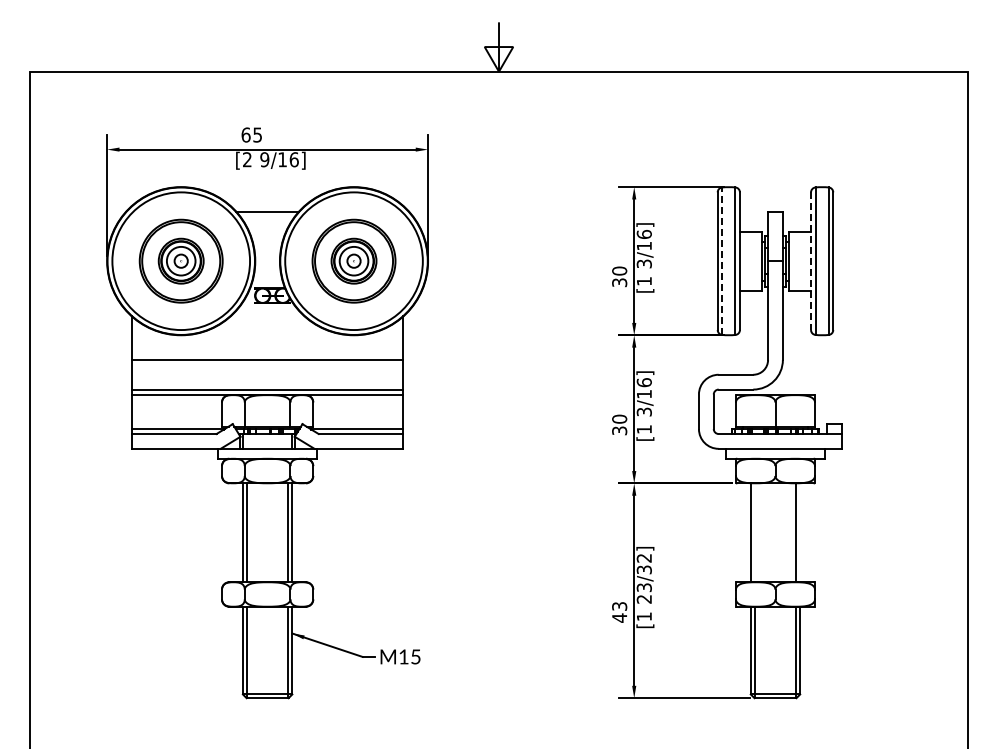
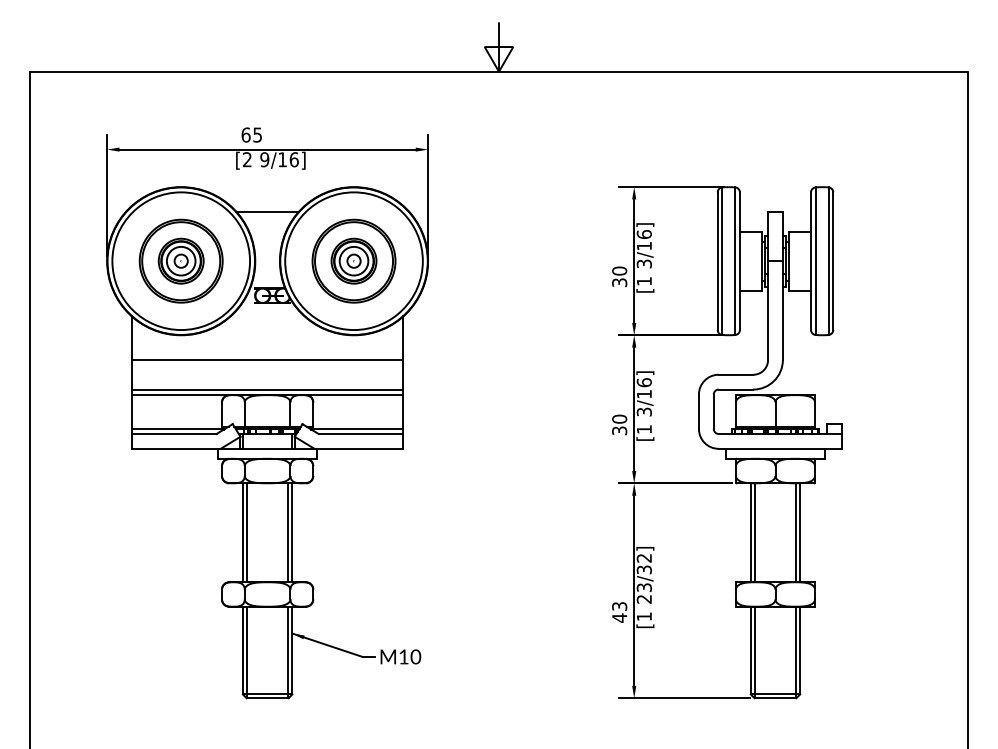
line: dashed -> solid (722, 261)
line: dashed -> solid (811, 261)
line: none -> present (755, 532)
line: none -> present (800, 532)
text: M15 -> M10 (415, 656)
